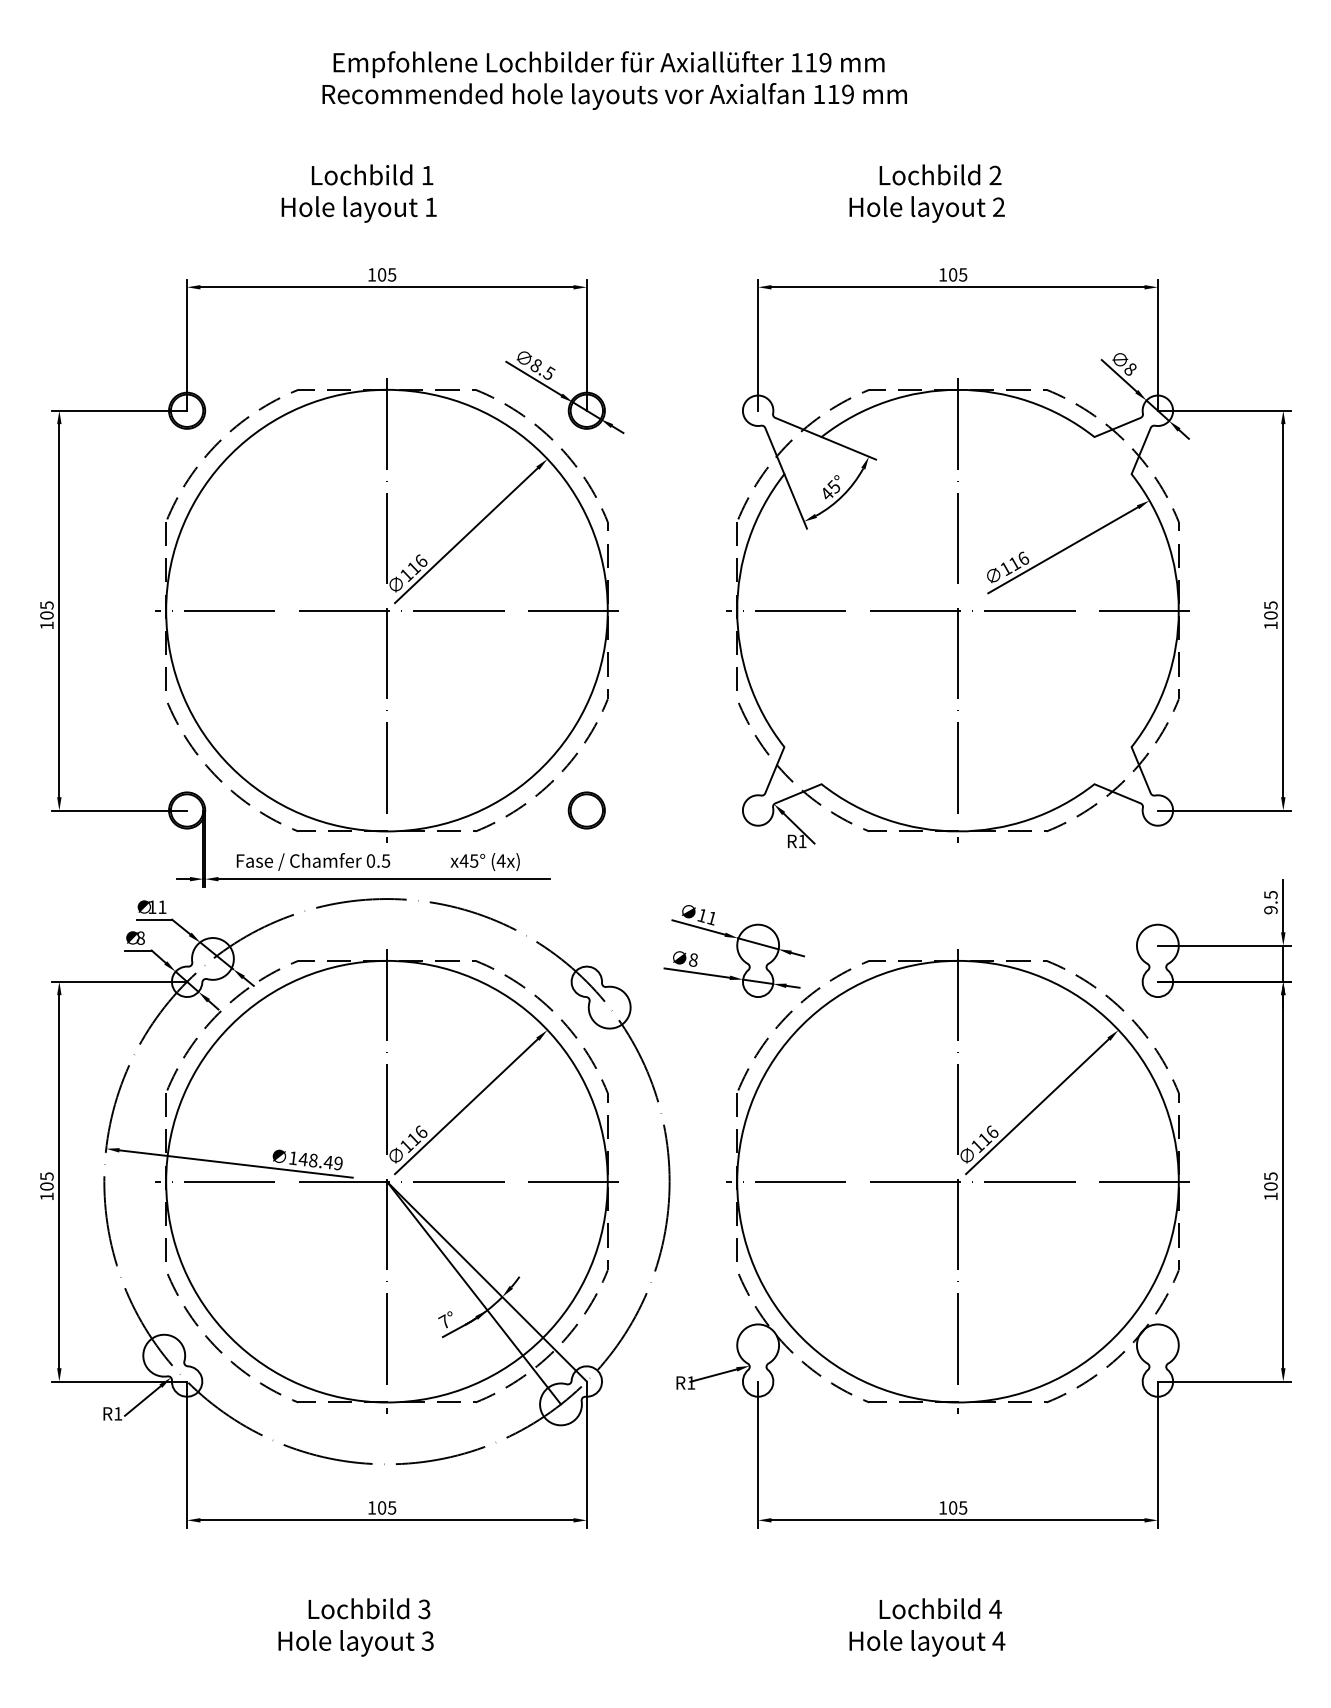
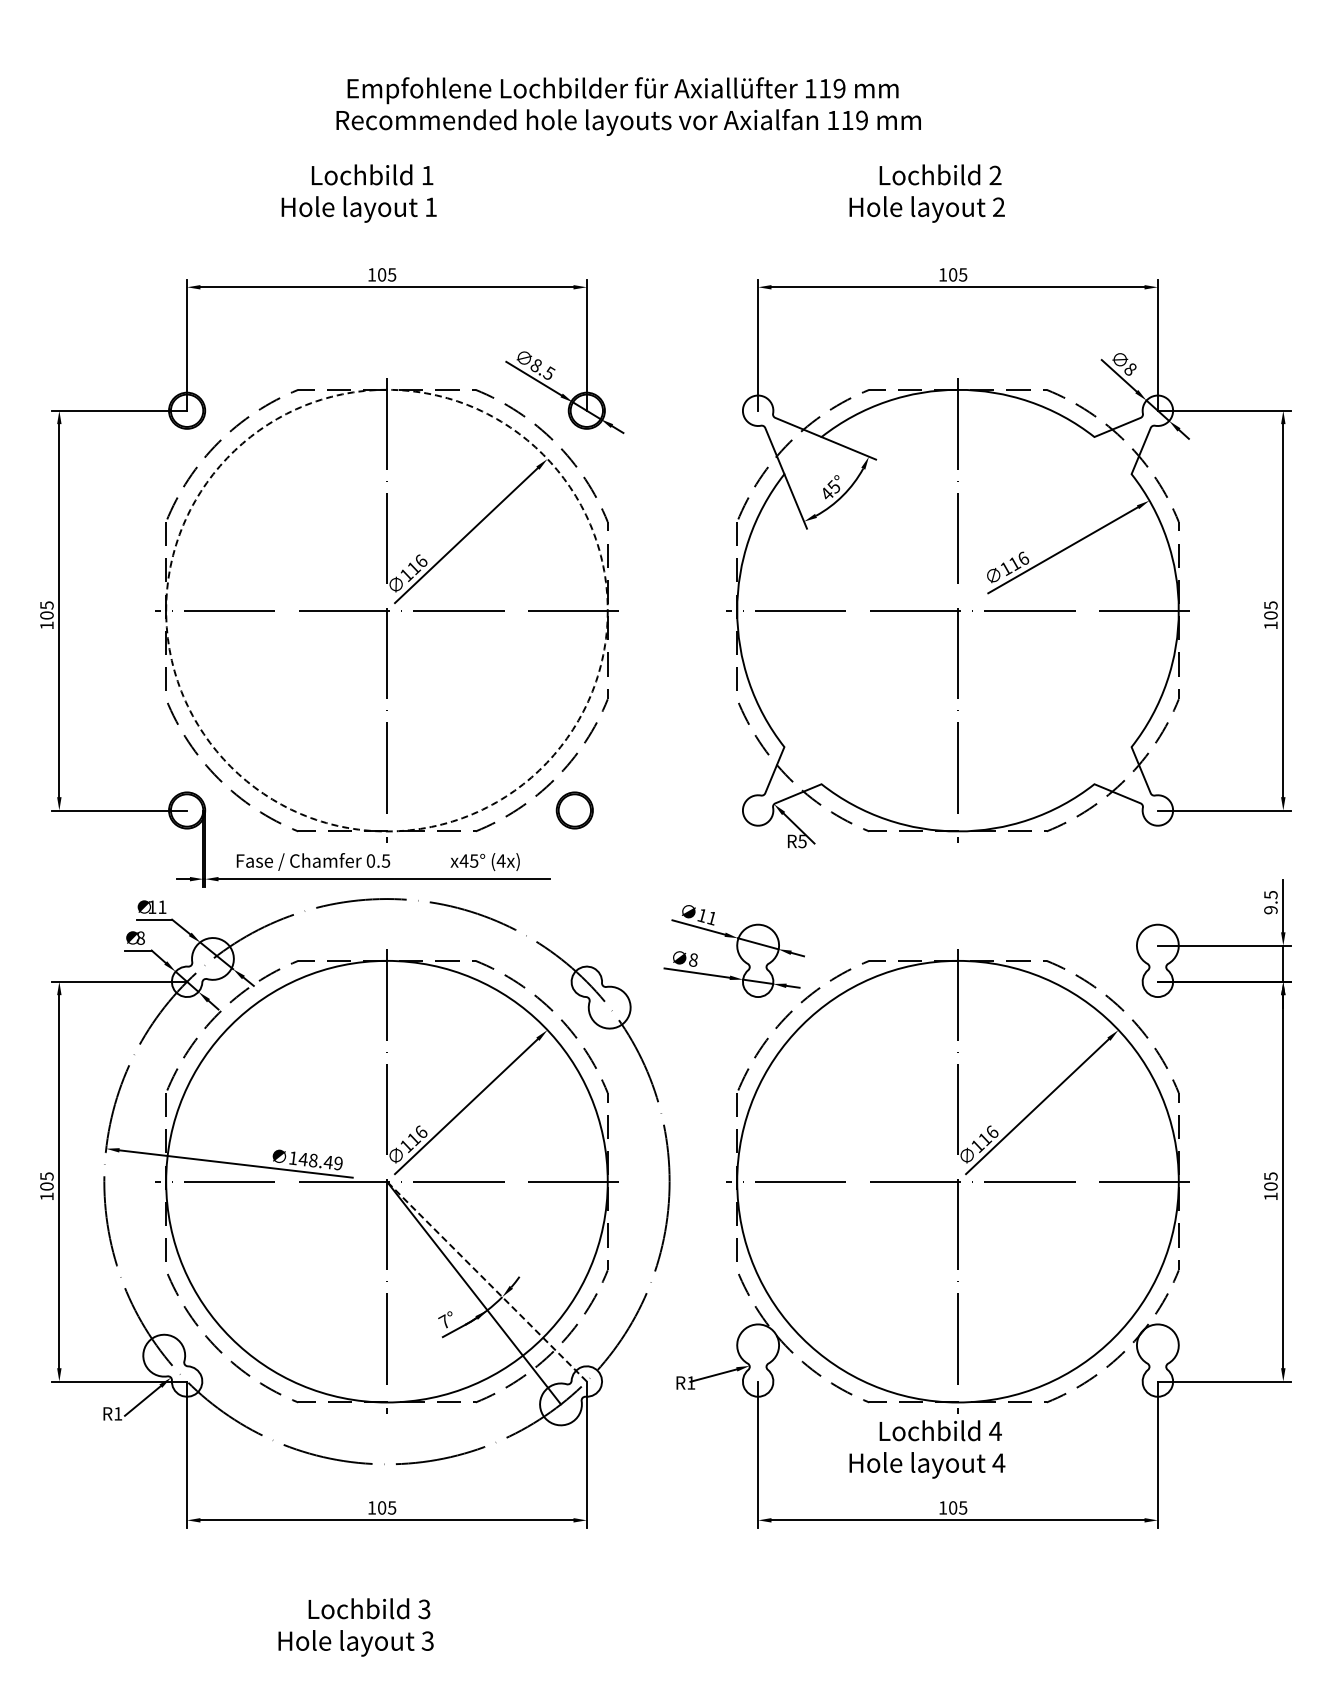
text position: (614, 80) -> (628, 106) (628, 106)
circle: solid -> dashed (386, 610)
part position: (586, 810) -> (574, 810) (574, 810)
text: R1 -> R5 (802, 841)
line: solid -> dashed (486, 1281)
text position: (927, 1627) -> (927, 1449) (927, 1449)
